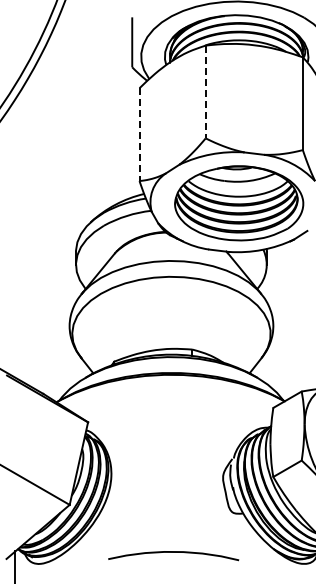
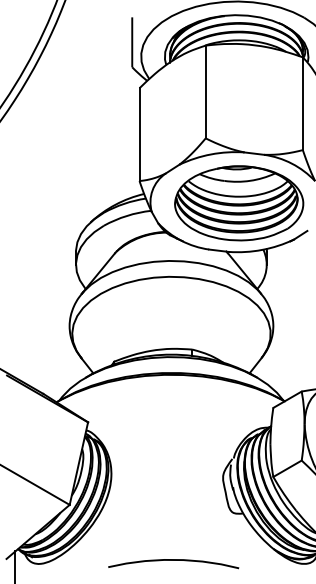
line: dashed -> solid (205, 92)
line: dashed -> solid (139, 135)
curve position: (173, 552) -> (173, 560) (173, 560)
